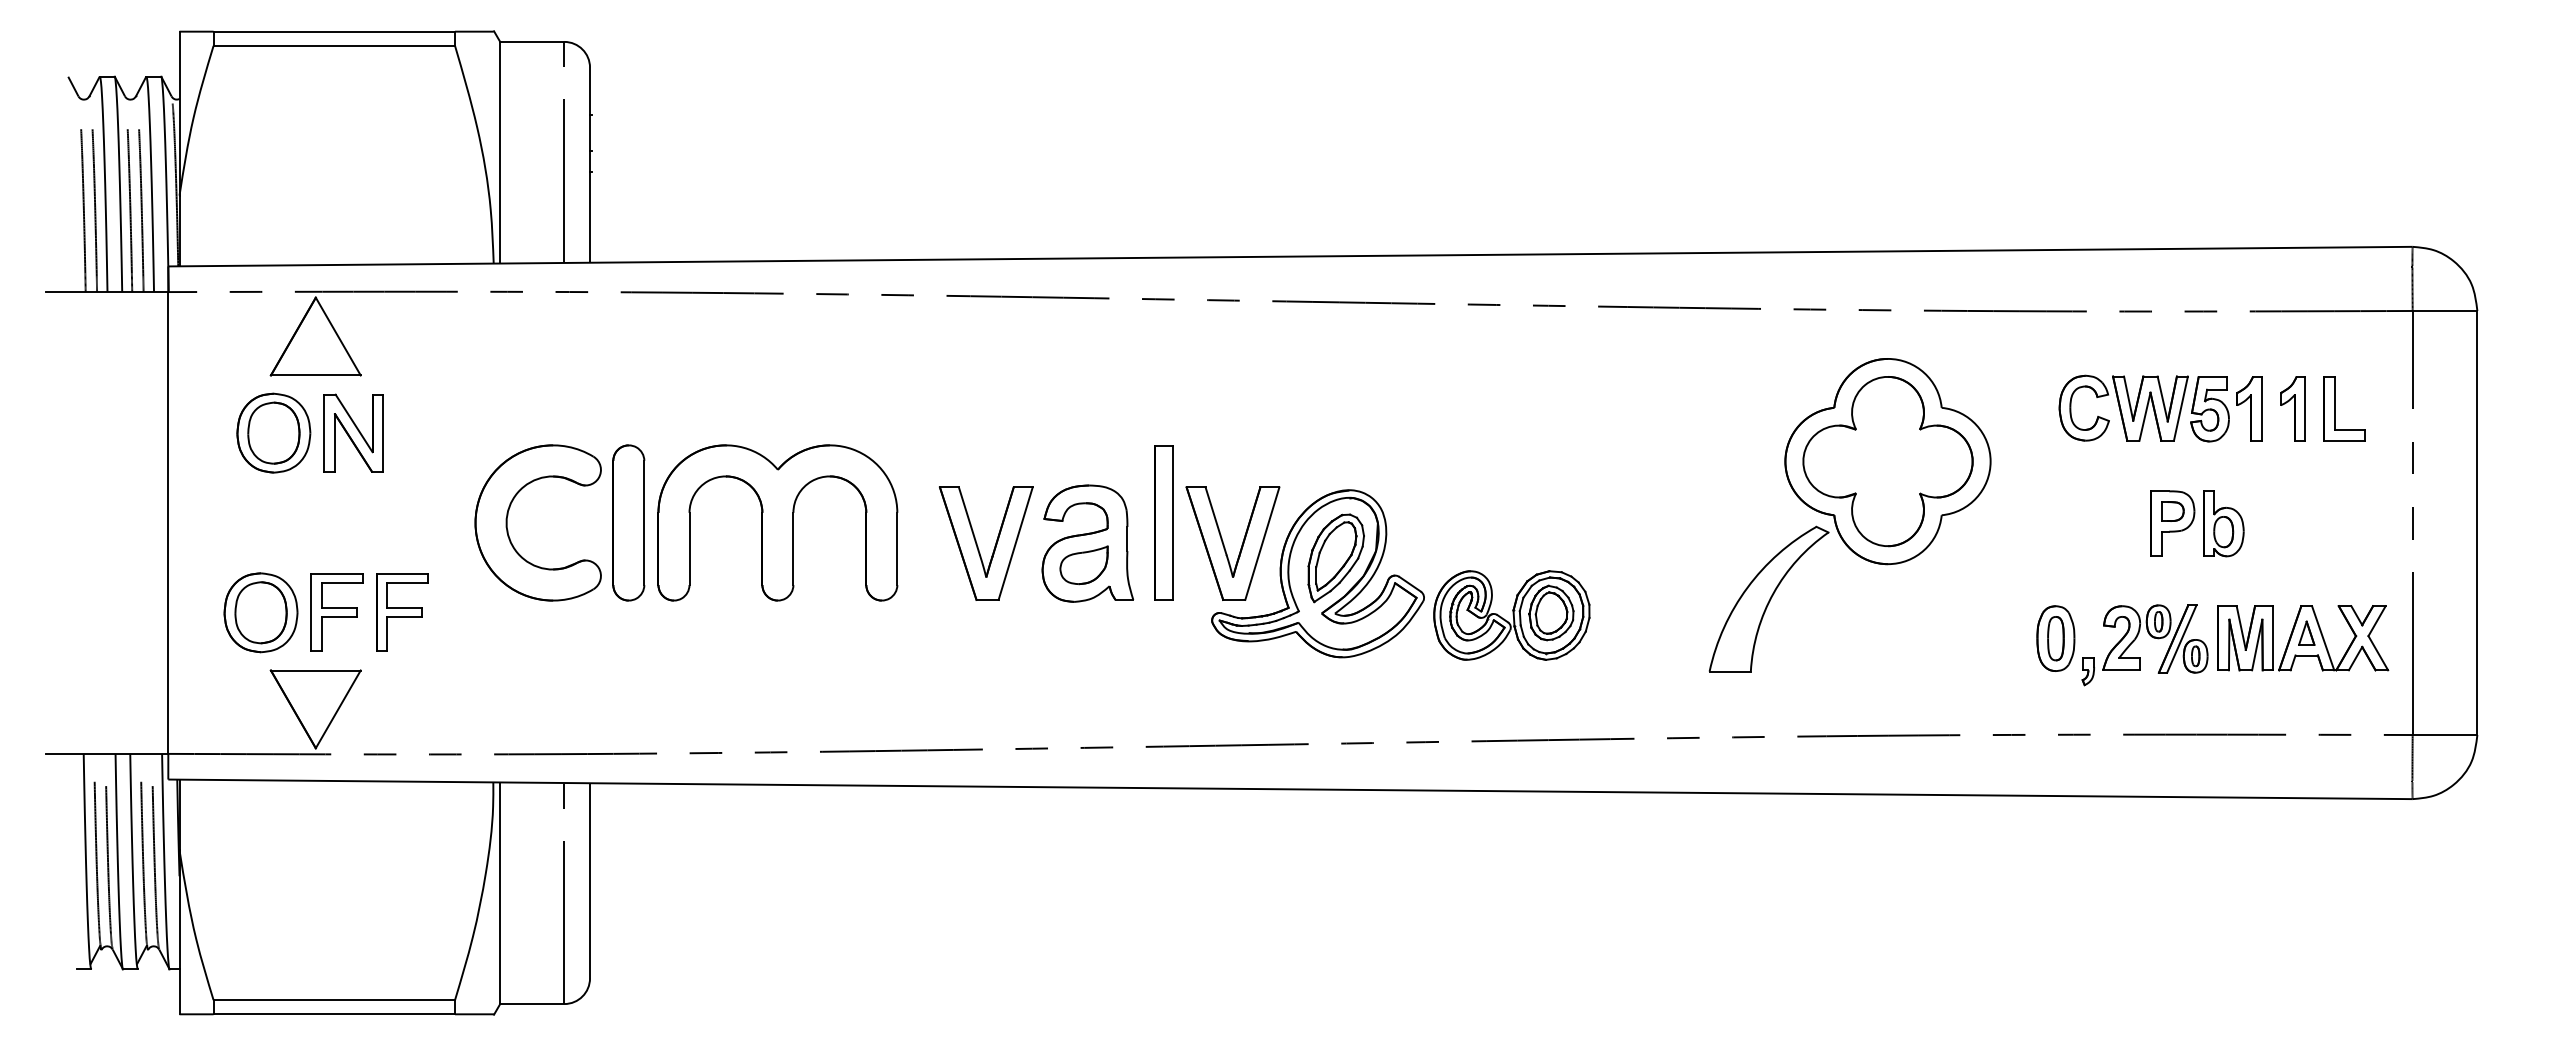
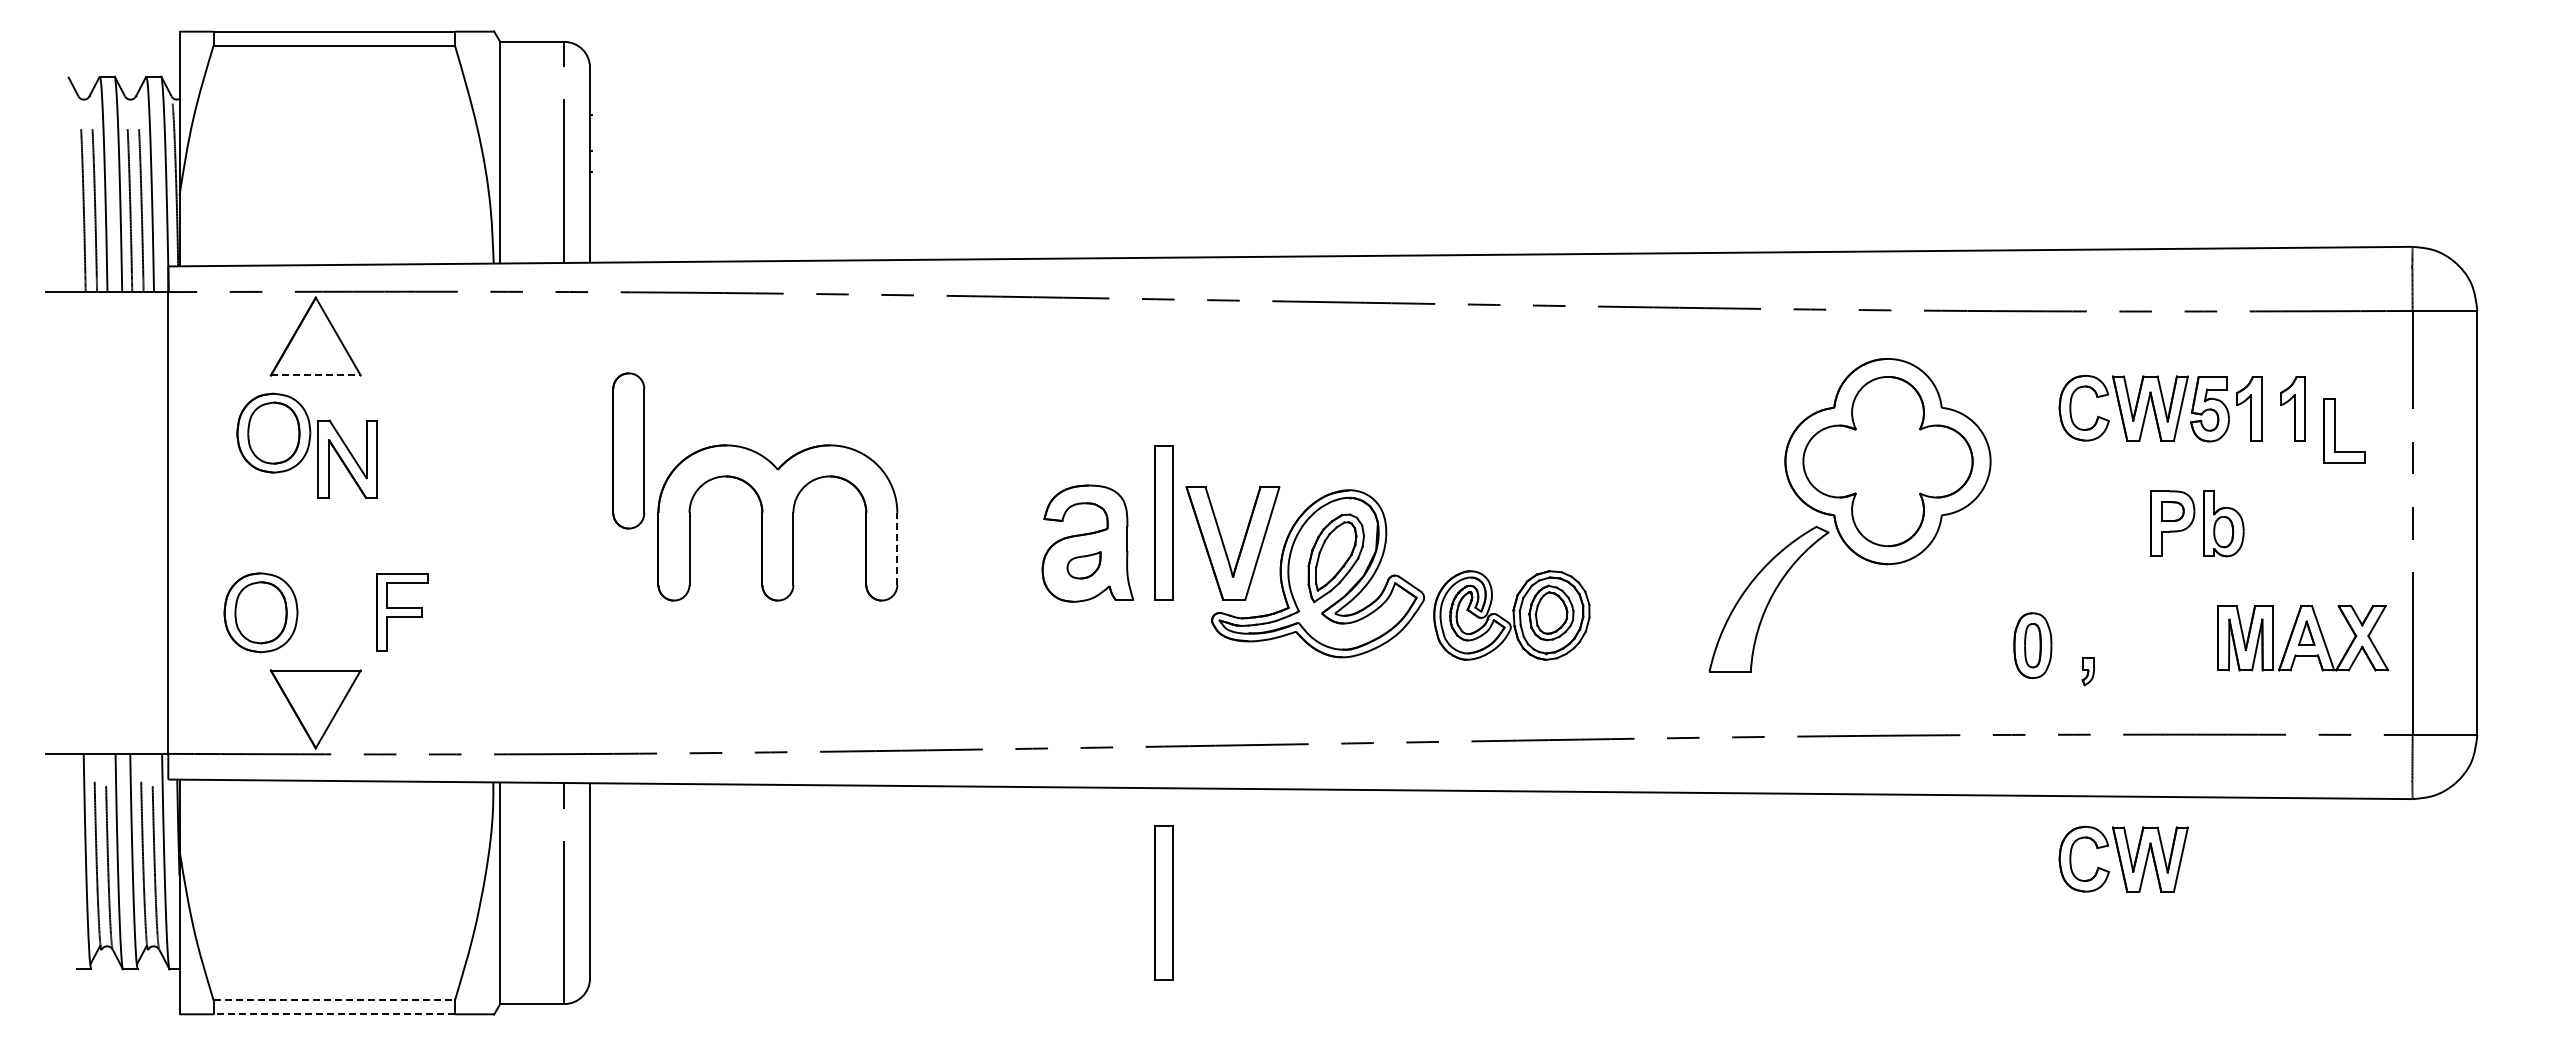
line: solid -> dashed (315, 375)
part position: (2335, 408) -> (2335, 430) (2335, 430)
part position: (353, 432) -> (347, 458) (347, 458)
part: present -> none (508, 515)
part position: (628, 522) -> (628, 450) (628, 450)
part: present -> none (994, 545)
line: solid -> dashed (897, 548)
part size: 50x41 px -> 36x29 px (1083, 565)
part: present -> none (336, 612)
part position: (2055, 638) -> (2032, 645) (2032, 645)
part: present -> none (2155, 638)
part: none -> present (2123, 858)
part: none -> present (1163, 902)
line: solid -> dashed (334, 1000)
line: solid -> dashed (334, 1014)
